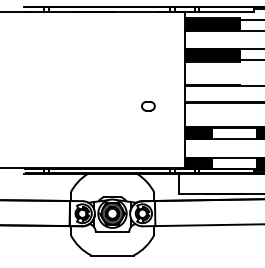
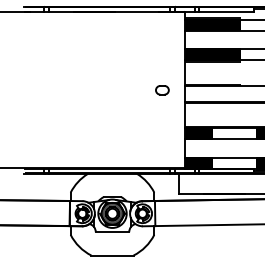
part position: (148, 106) -> (162, 90) (162, 90)
